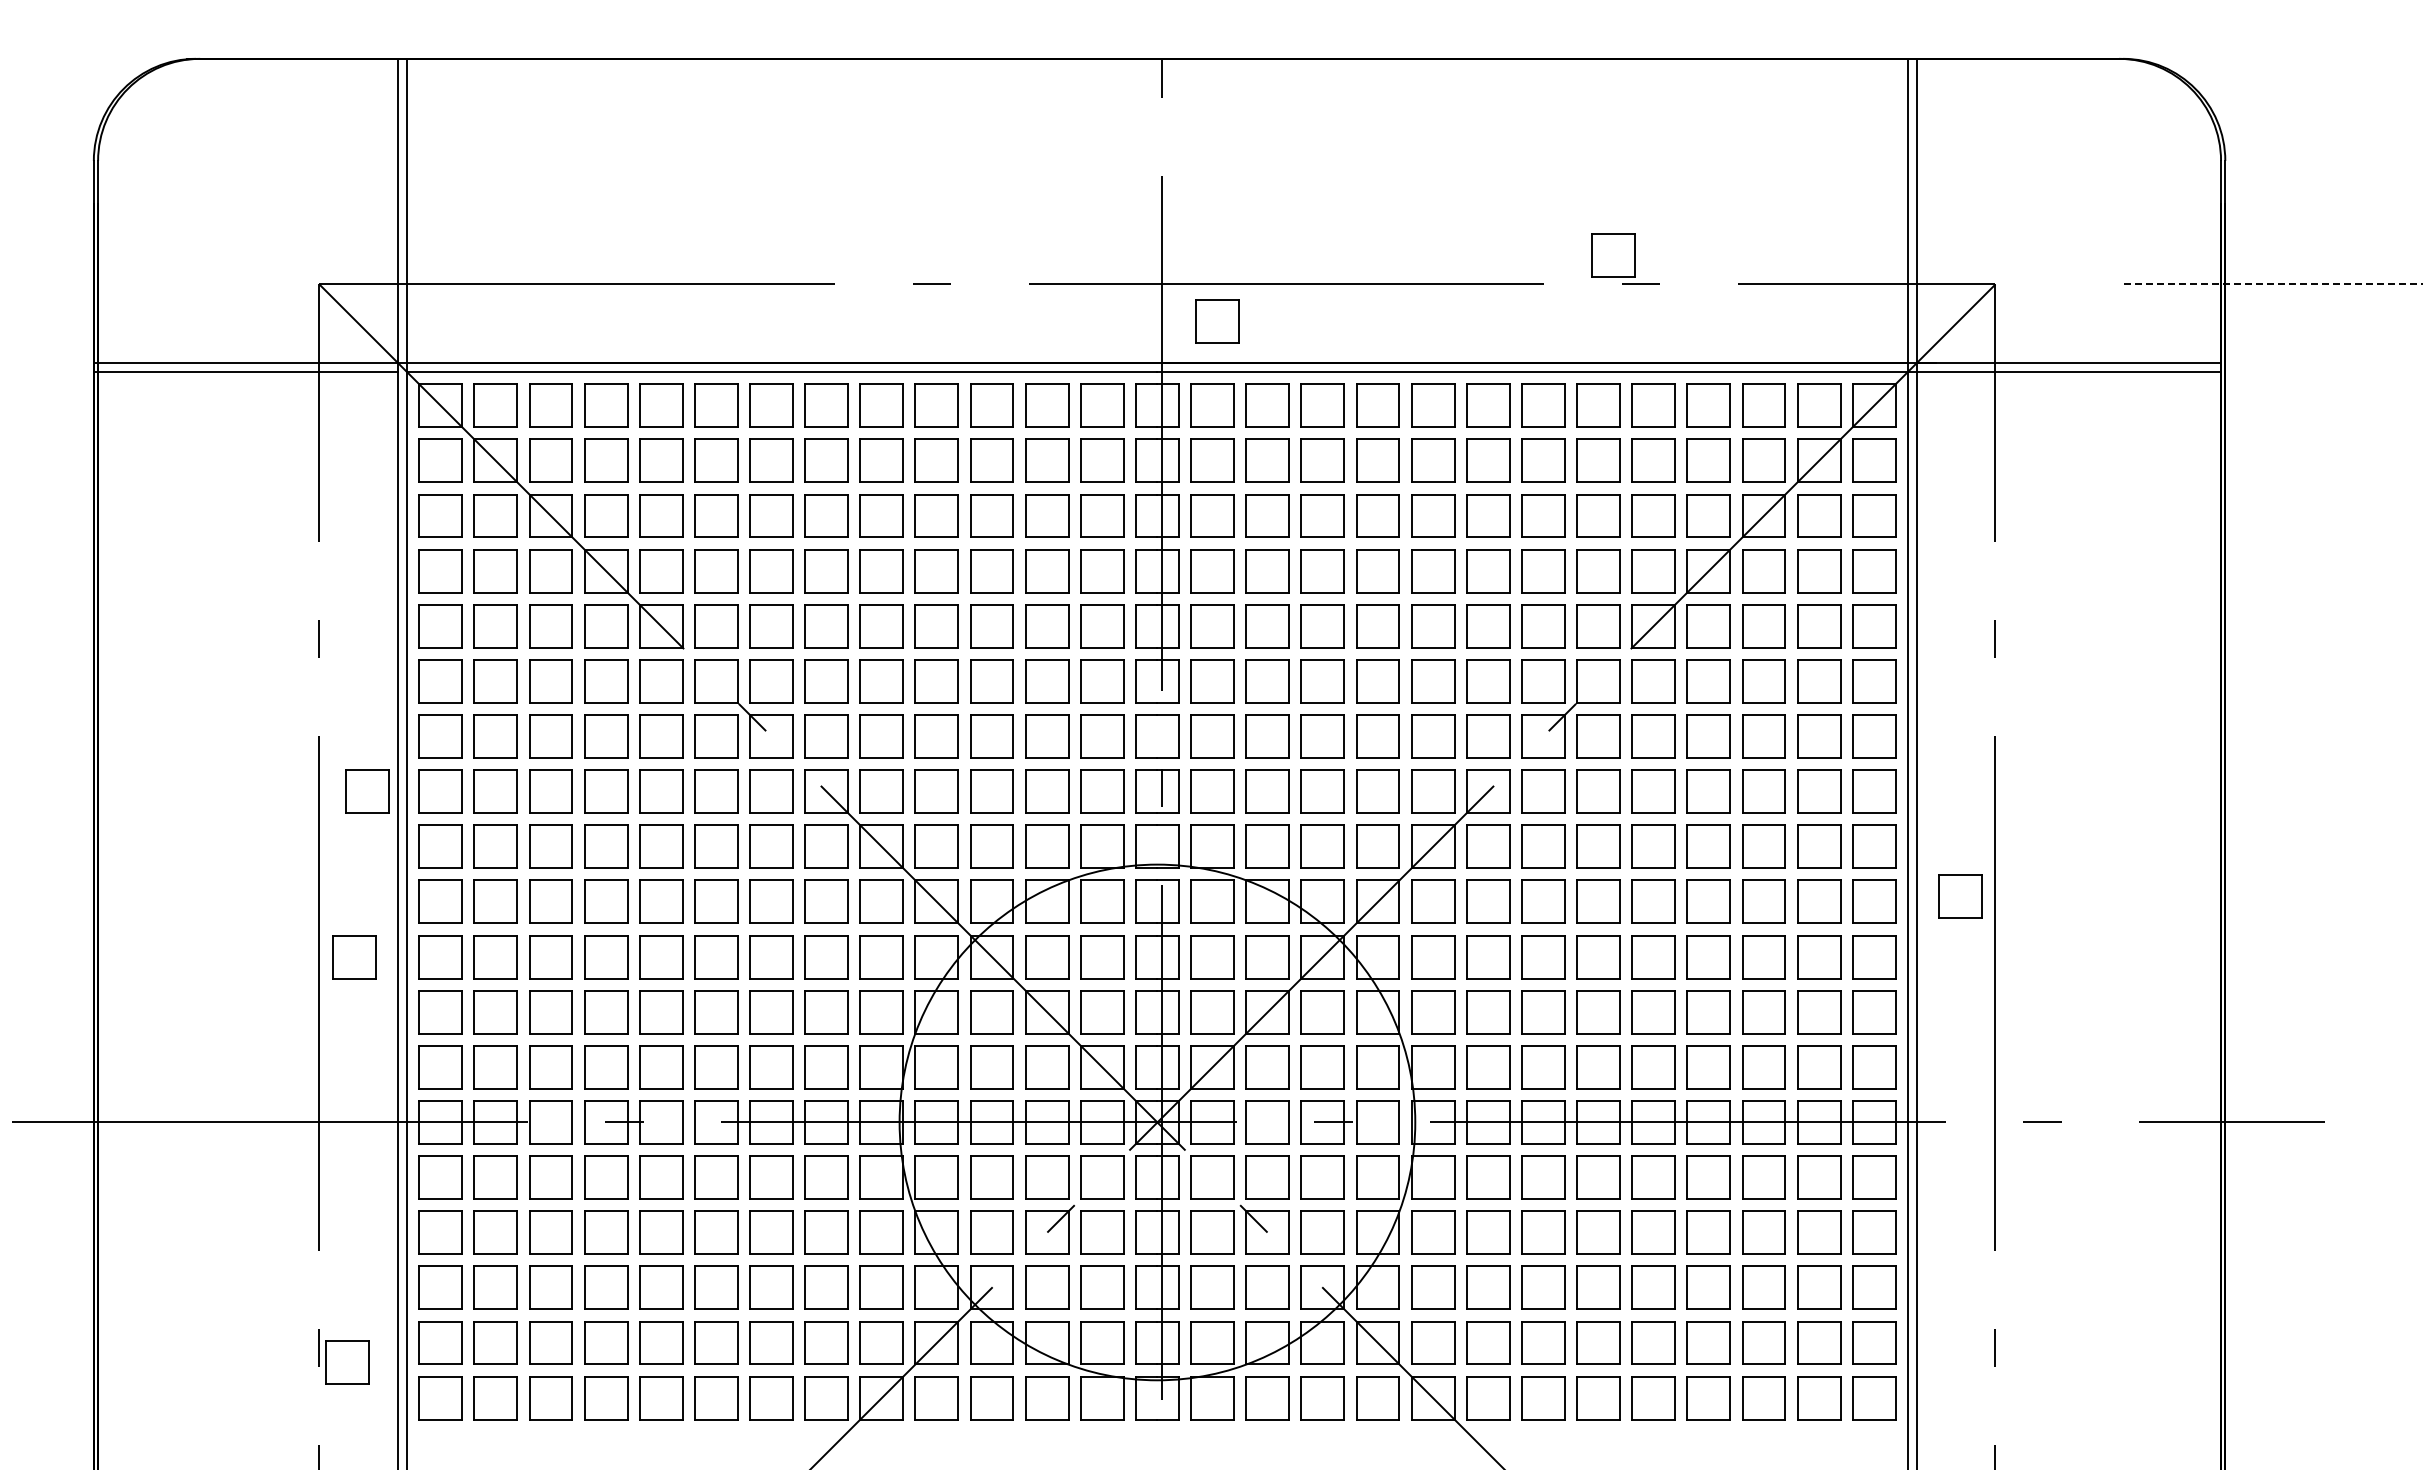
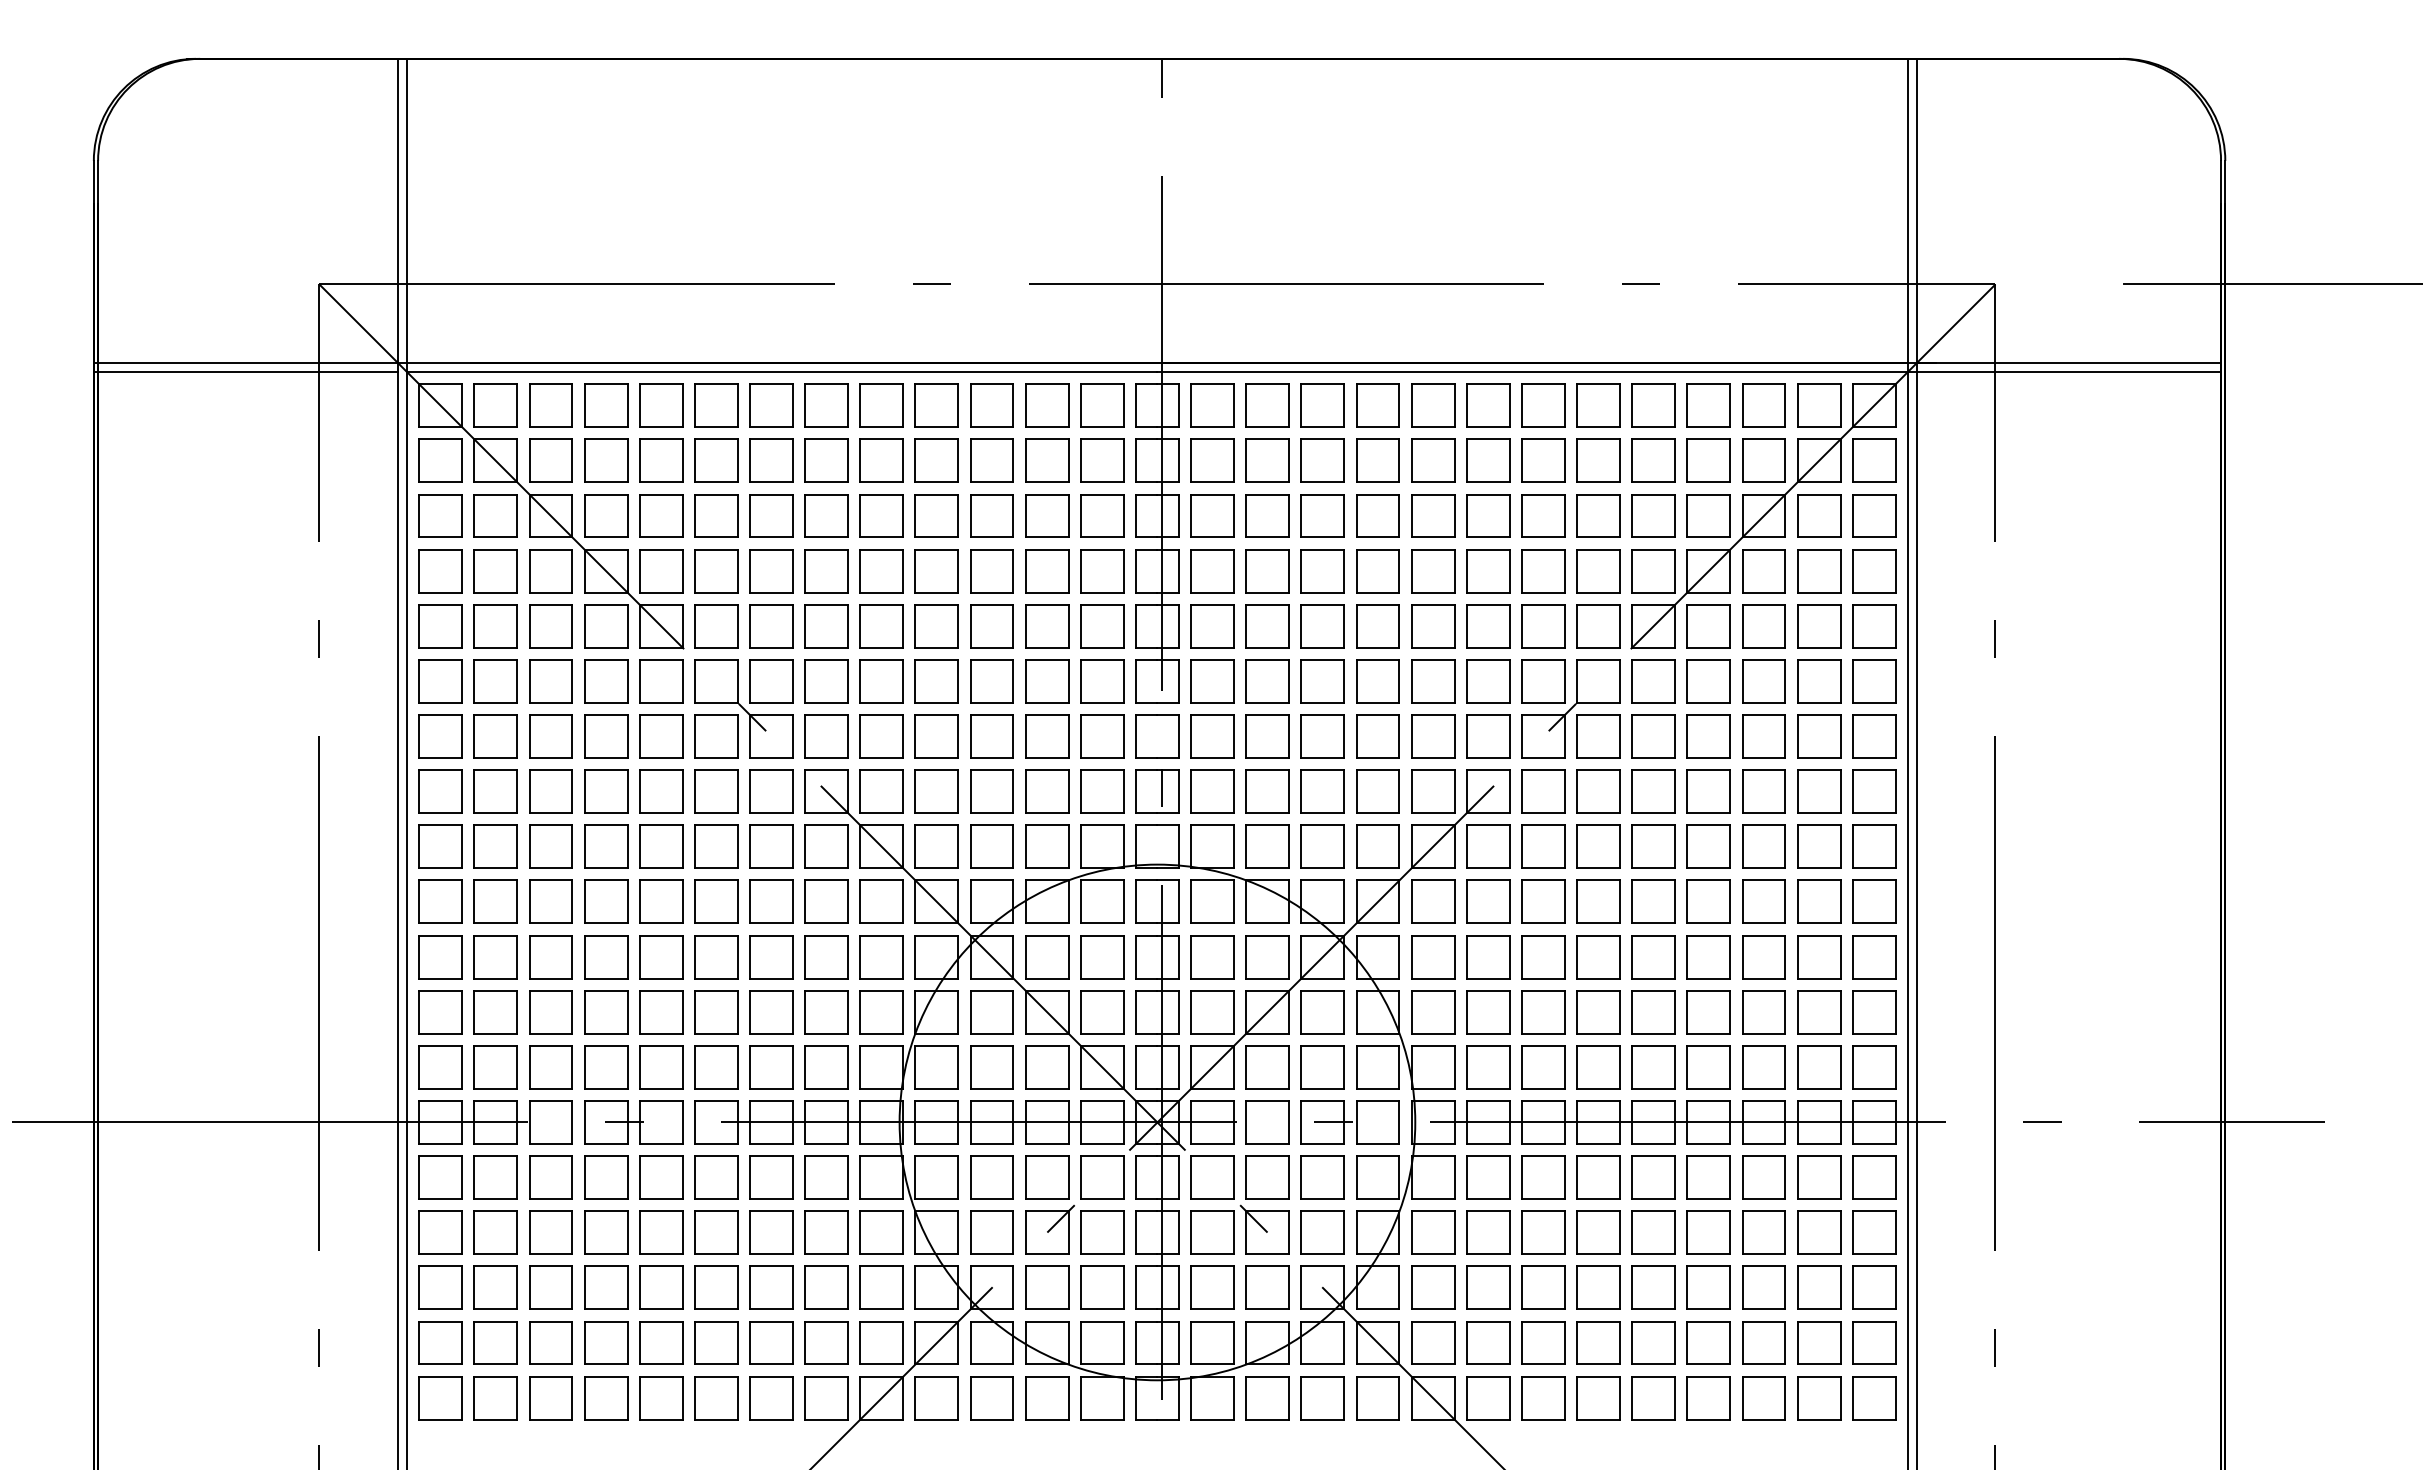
part: present -> none (1613, 255)
line: dashed -> solid (2273, 284)
part: present -> none (1217, 321)
part: present -> none (367, 791)
part: present -> none (1960, 896)
part: present -> none (354, 957)
part: present -> none (347, 1362)
